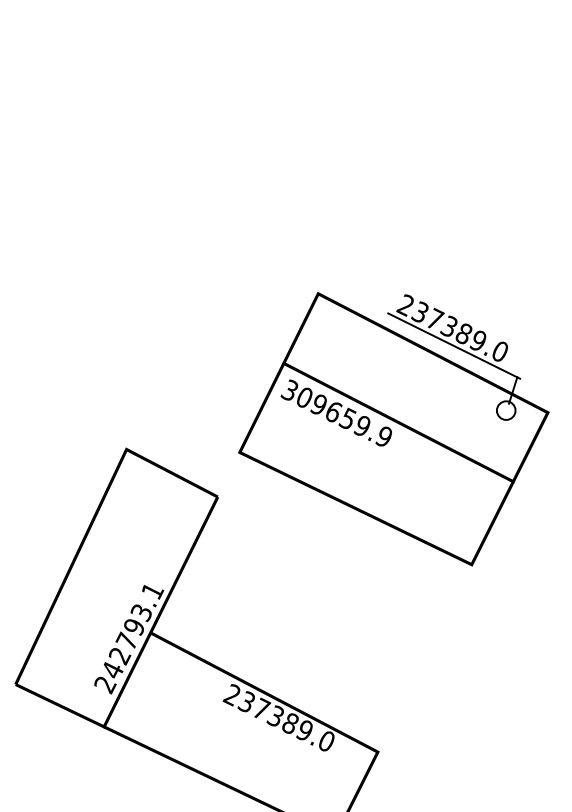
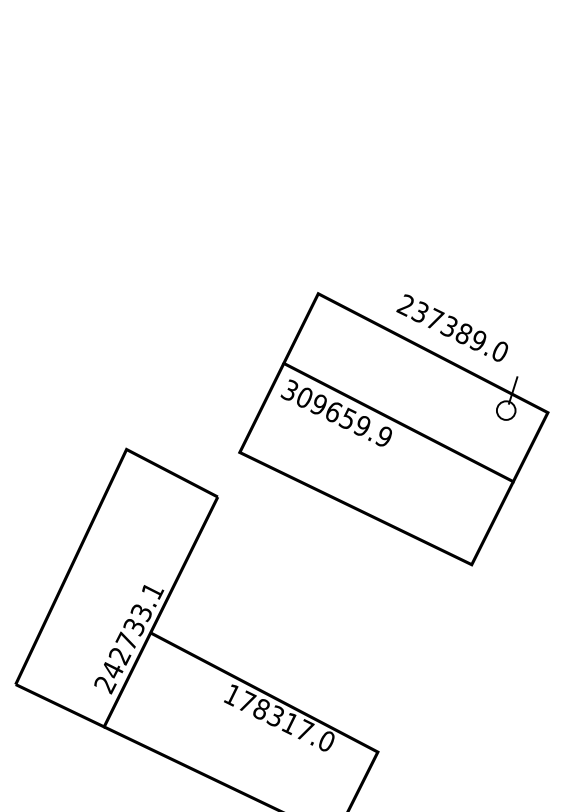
line: present -> none (454, 345)
text: 242793.1 -> 242733.1 (133, 627)
text: 237389.0 -> 178317.0 (268, 712)
